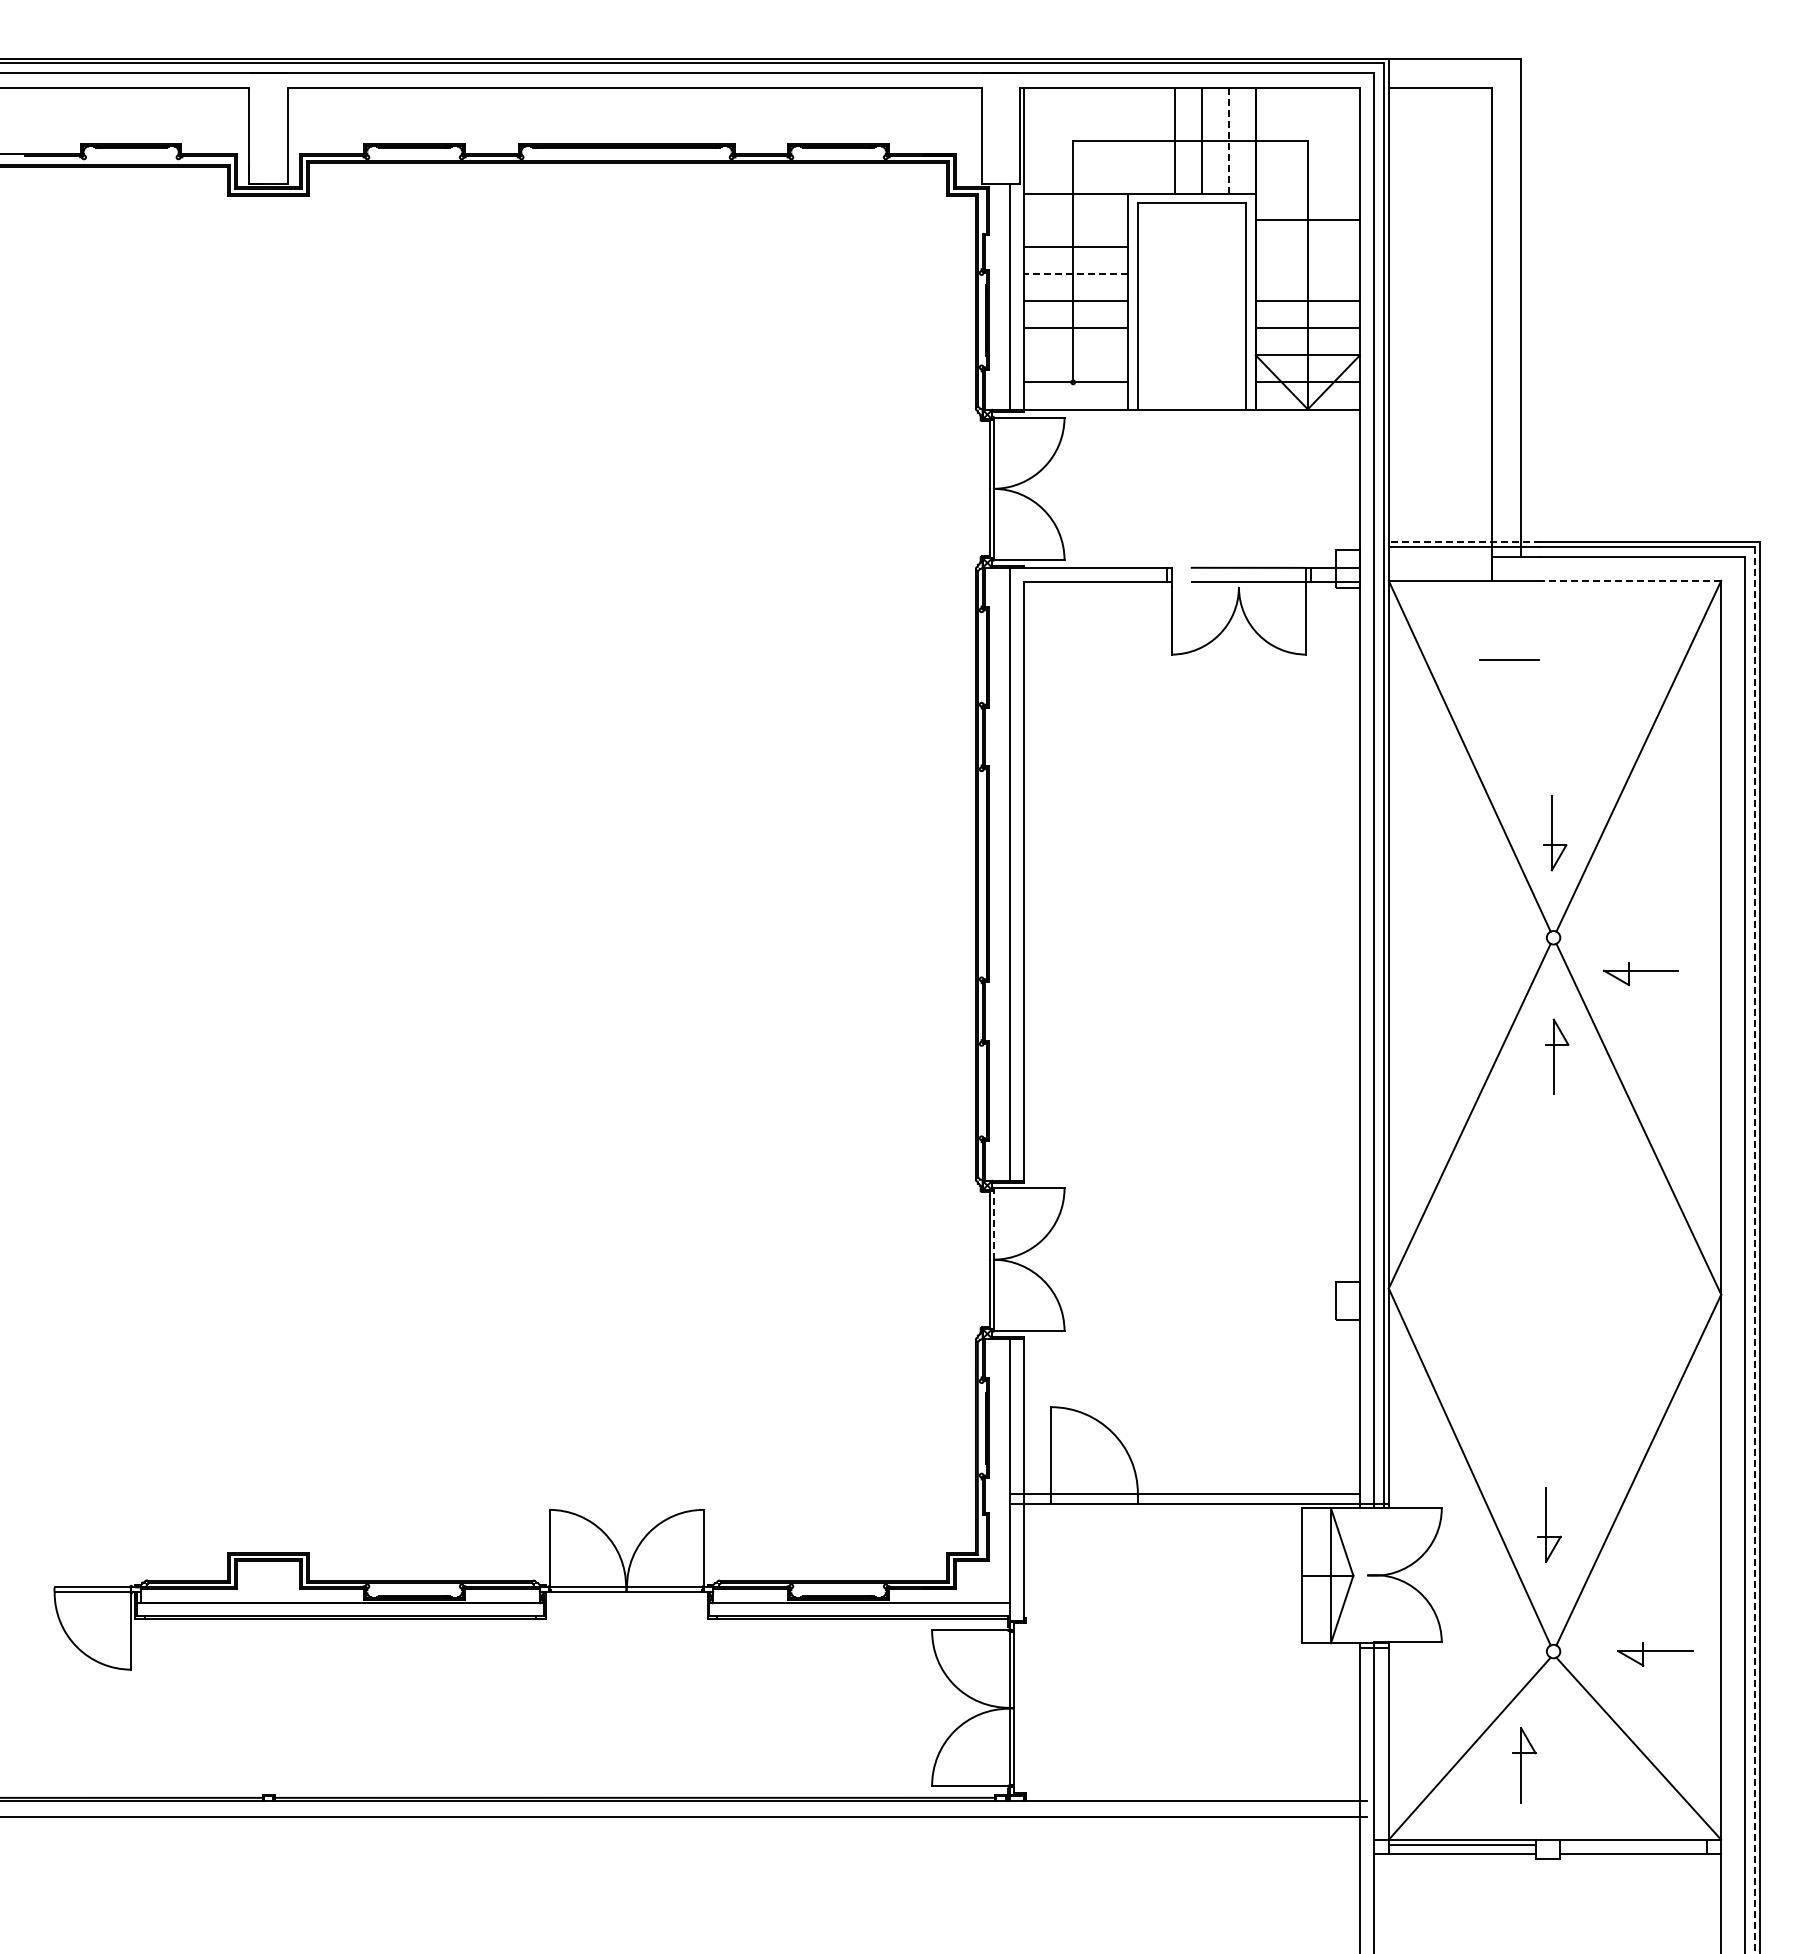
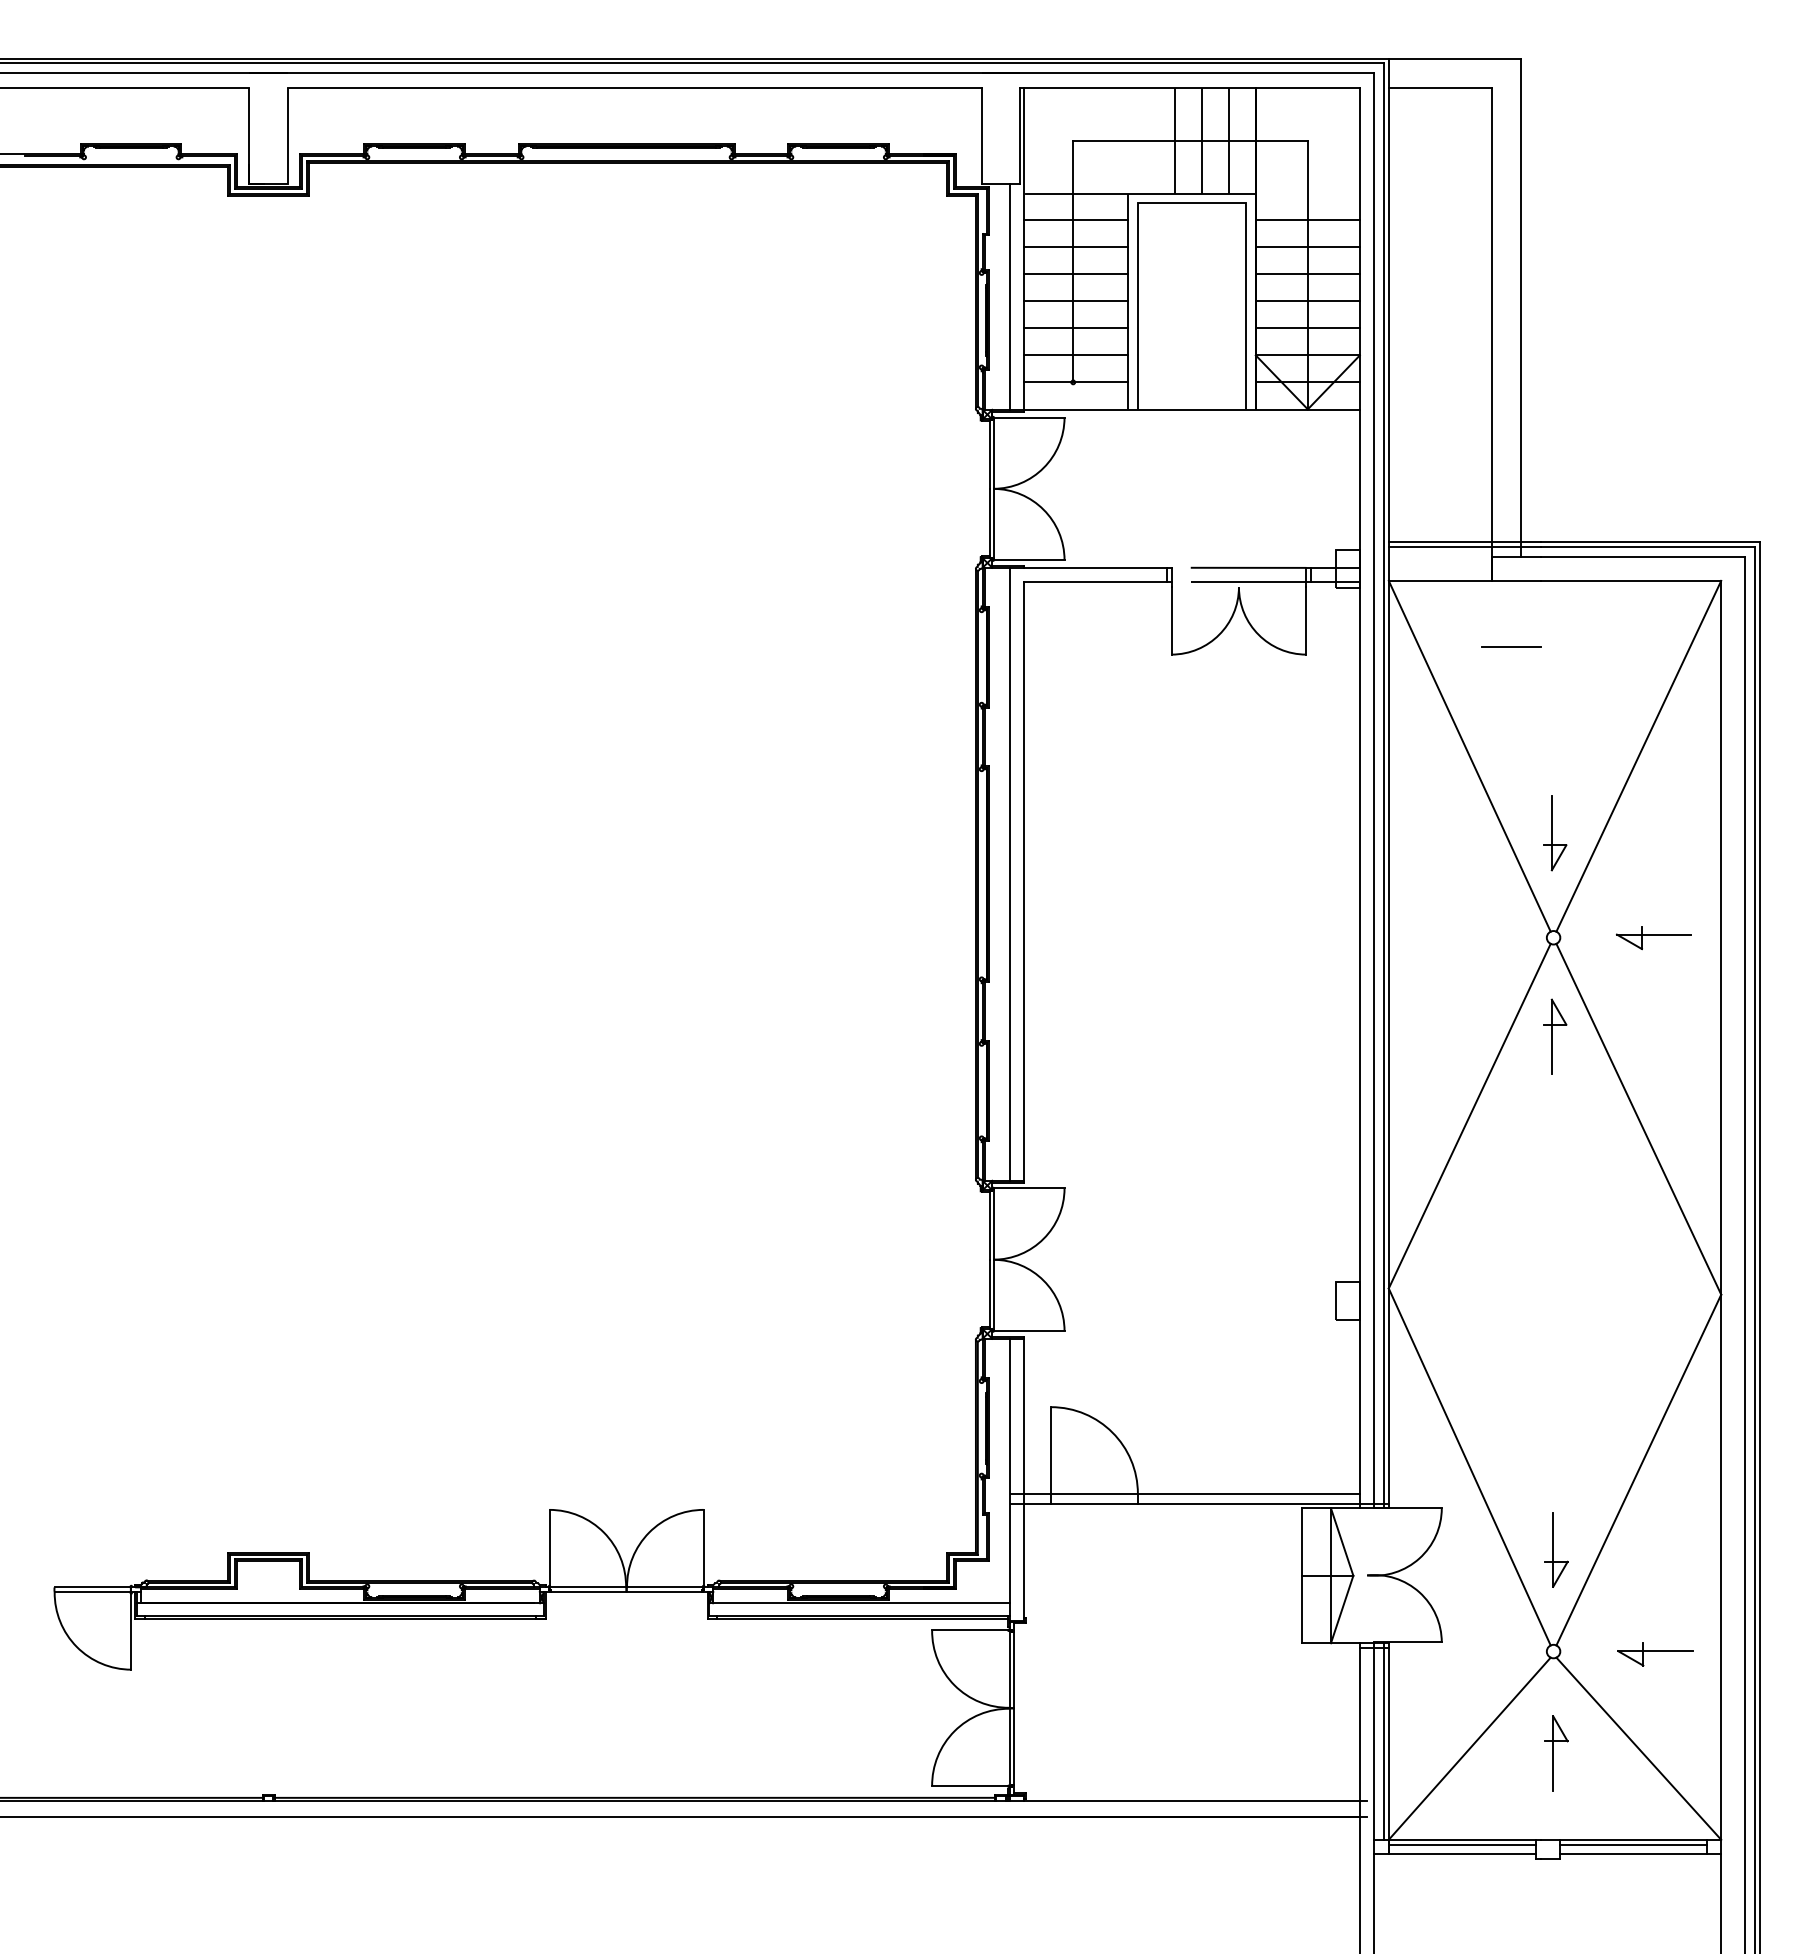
line: dashed -> solid (1228, 140)
line: none -> present (1076, 220)
line: none -> present (1307, 247)
line: dashed -> solid (1075, 274)
line: none -> present (1307, 274)
line: none -> present (1076, 355)
line: dashed -> solid (1464, 542)
line: dashed -> solid (1631, 580)
line position: (1509, 659) -> (1511, 646) (1511, 646)
part position: (1640, 974) -> (1653, 938) (1653, 938)
part position: (1557, 1056) -> (1555, 1036) (1555, 1036)
line: dashed -> solid (994, 1224)
line: dashed -> solid (1754, 1251)
part position: (1549, 1524) -> (1556, 1549) (1556, 1549)
line: none -> present (1383, 1741)
part position: (1524, 1765) -> (1556, 1753) (1556, 1753)
line: none -> present (1632, 1844)
